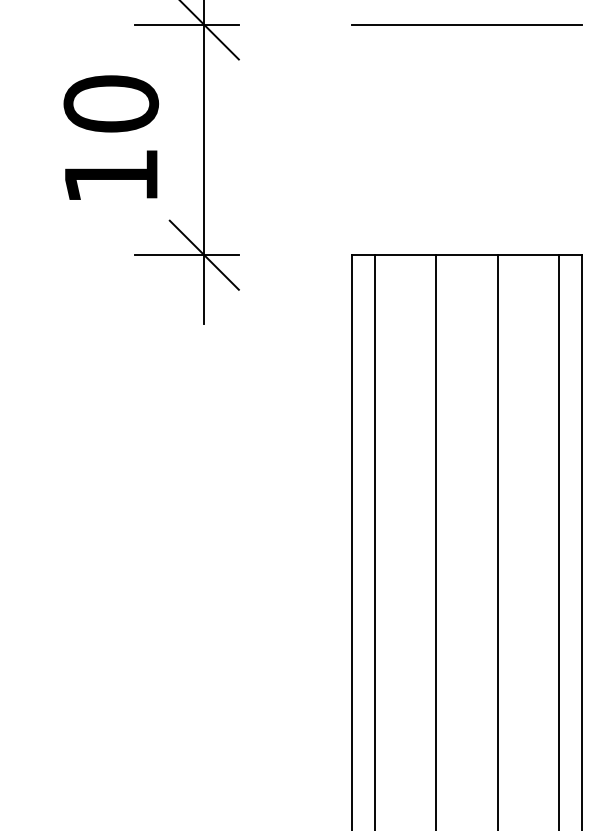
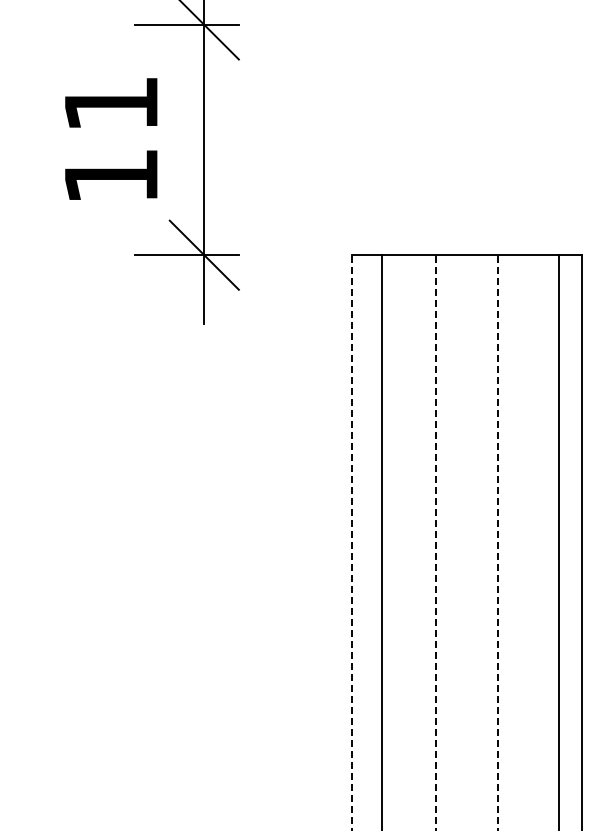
line: present -> none (466, 24)
text: 10 -> 11 (111, 103)
line position: (374, 541) -> (381, 541) (381, 541)
line: solid -> dashed (351, 542)
line: solid -> dashed (436, 542)
line: solid -> dashed (497, 542)
